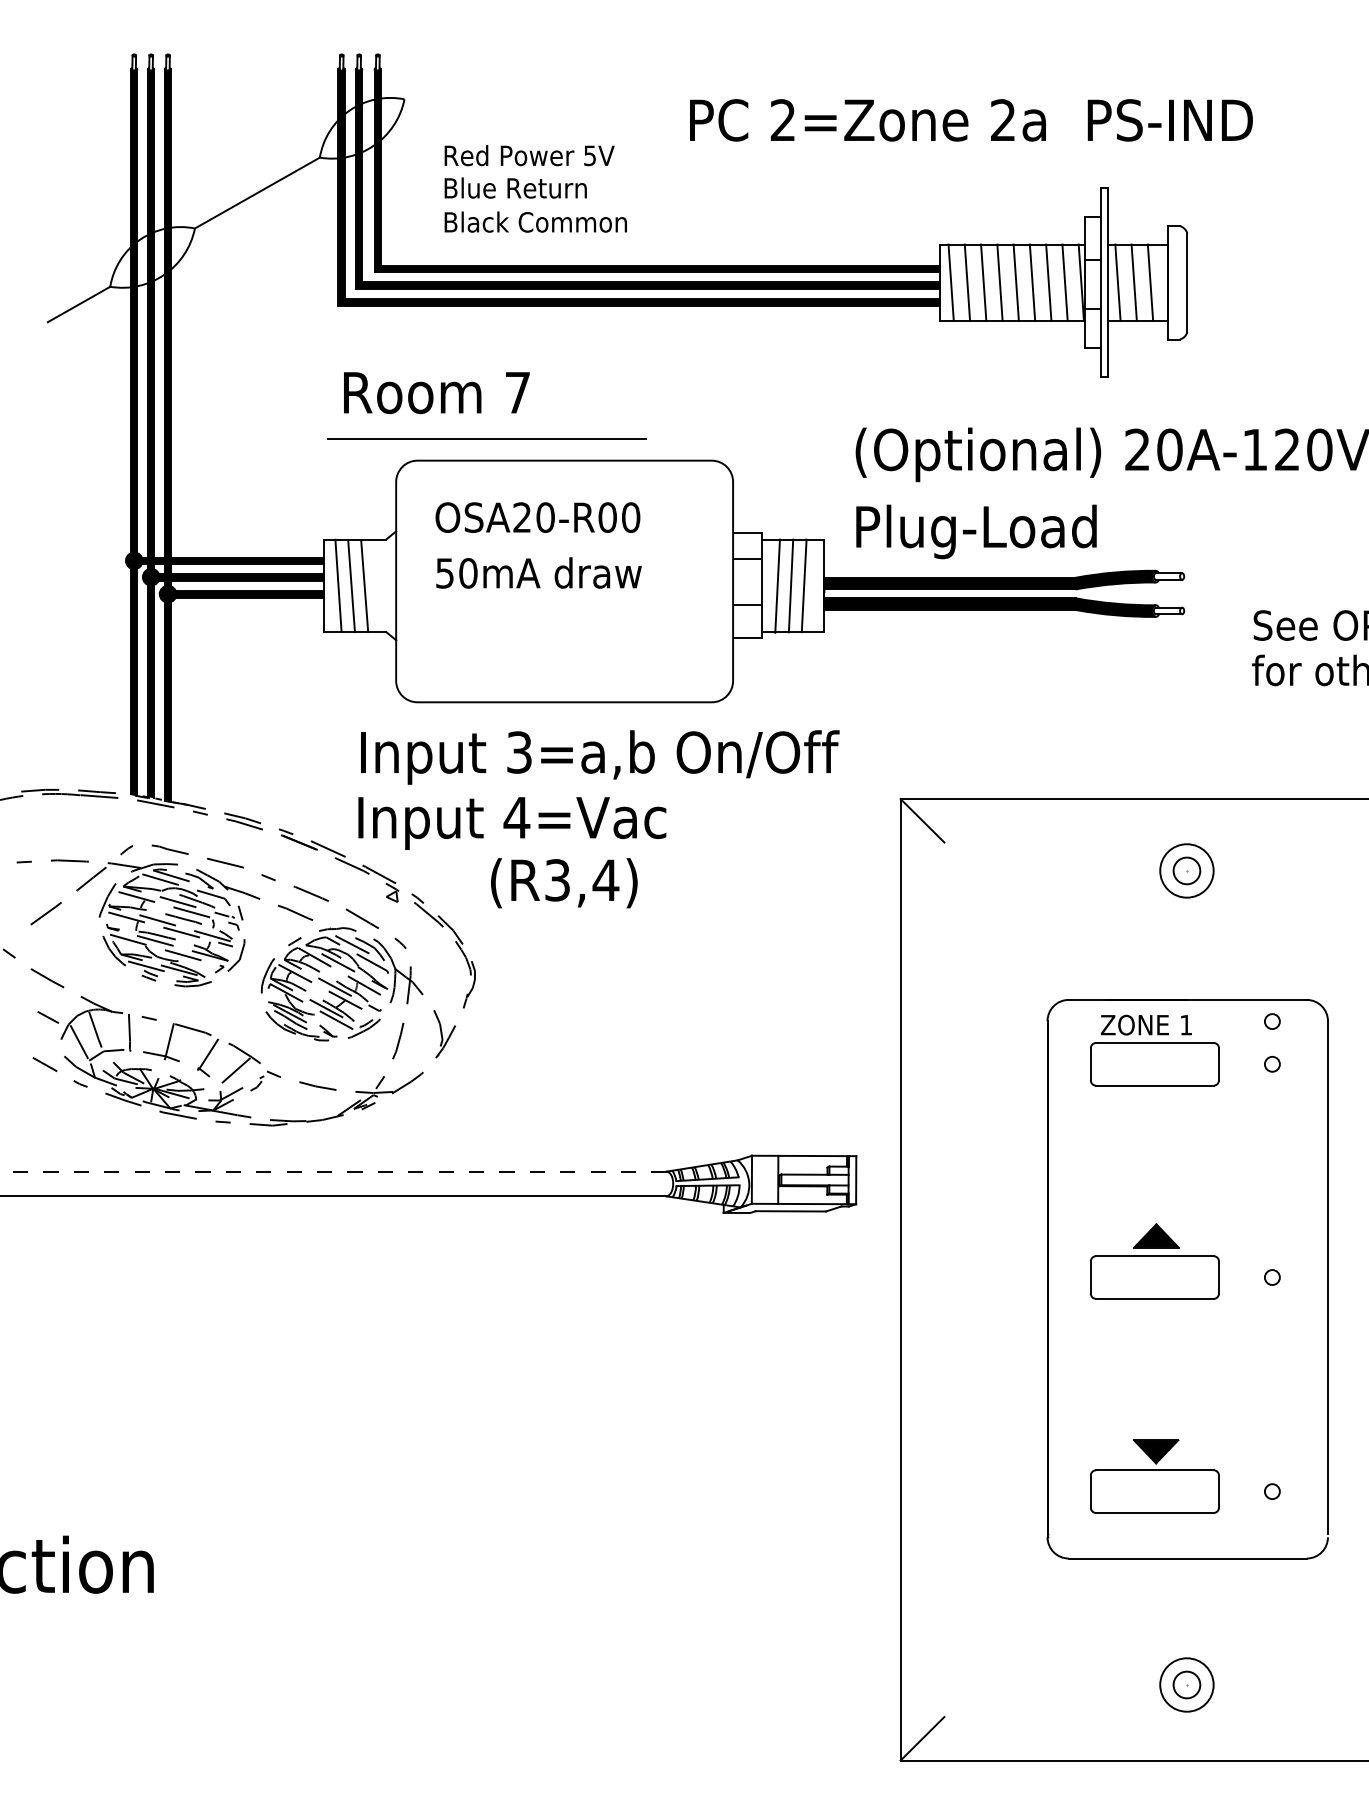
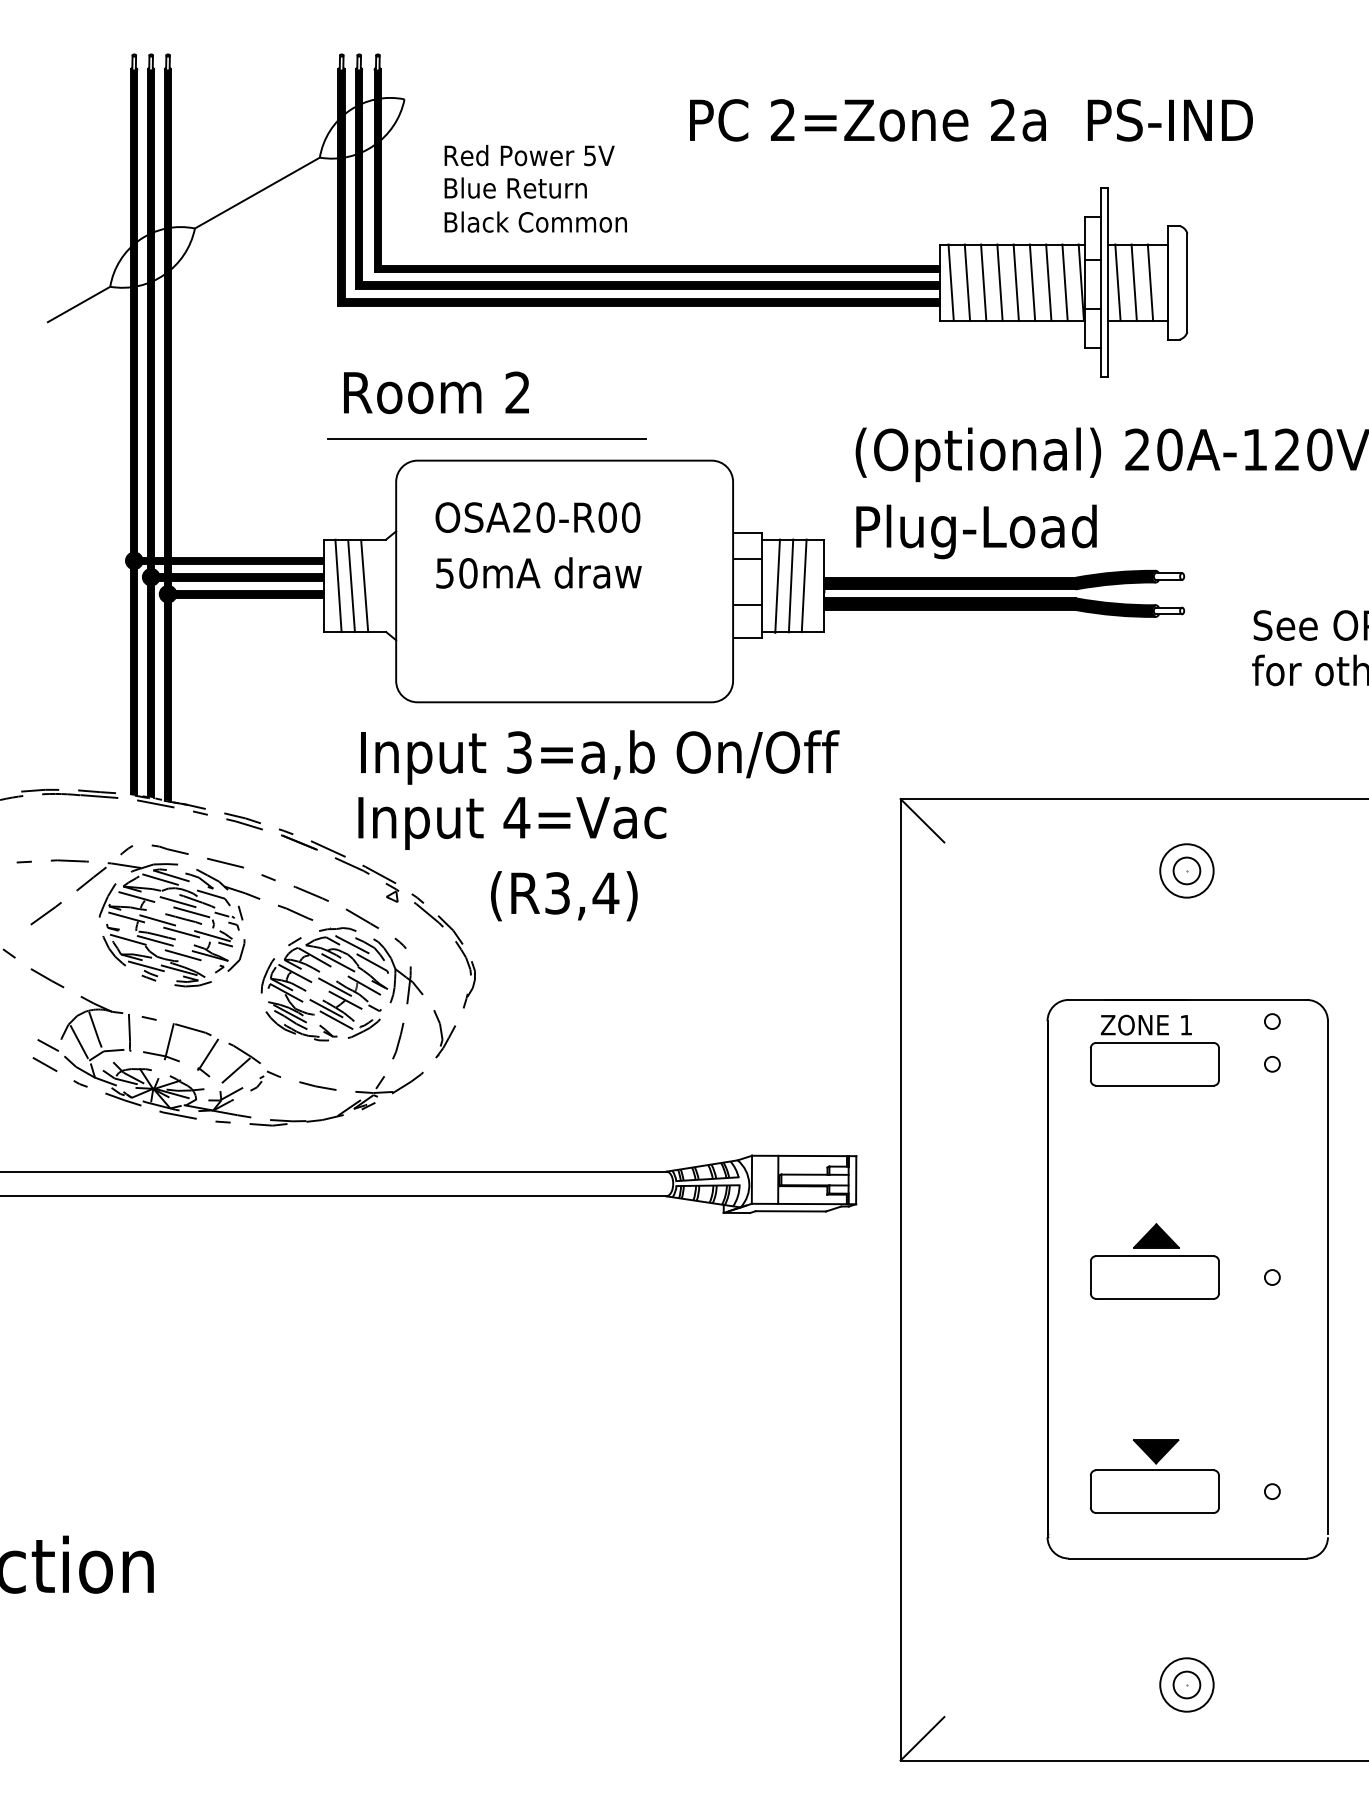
text: 7 -> 2 (517, 392)
text position: (564, 883) -> (564, 896) (564, 896)
line position: (48, 1017) -> (48, 1045) (48, 1045)
line: dashed -> solid (333, 1171)
